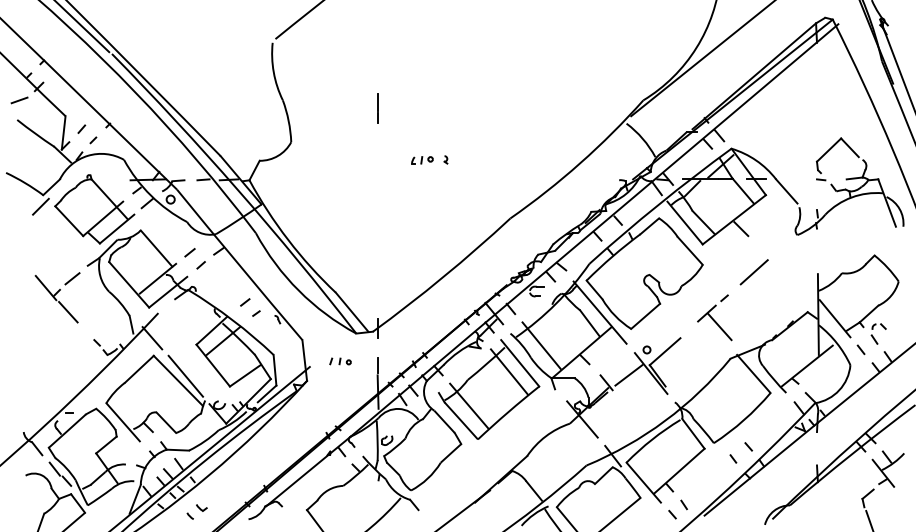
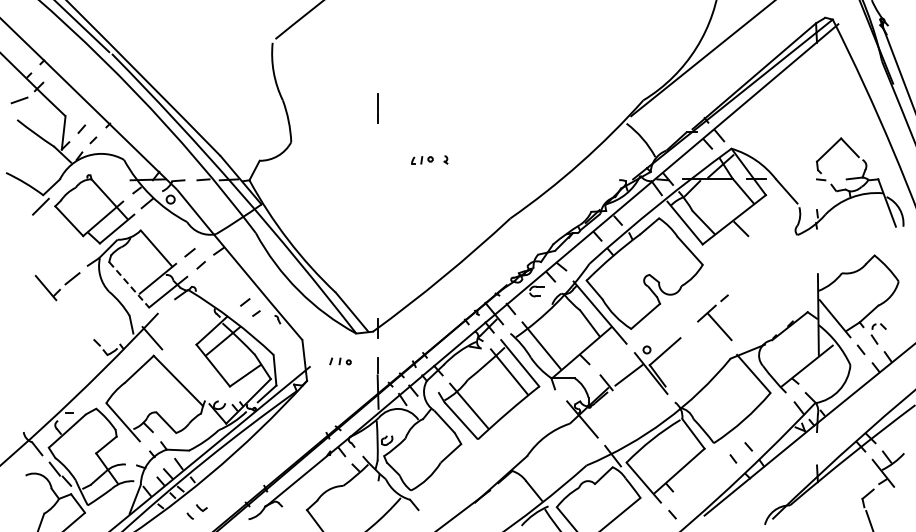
line: present -> none (753, 272)
line: solid -> dashed (129, 285)
line: present -> none (68, 311)
line: present -> none (185, 375)
line: present -> none (683, 504)
